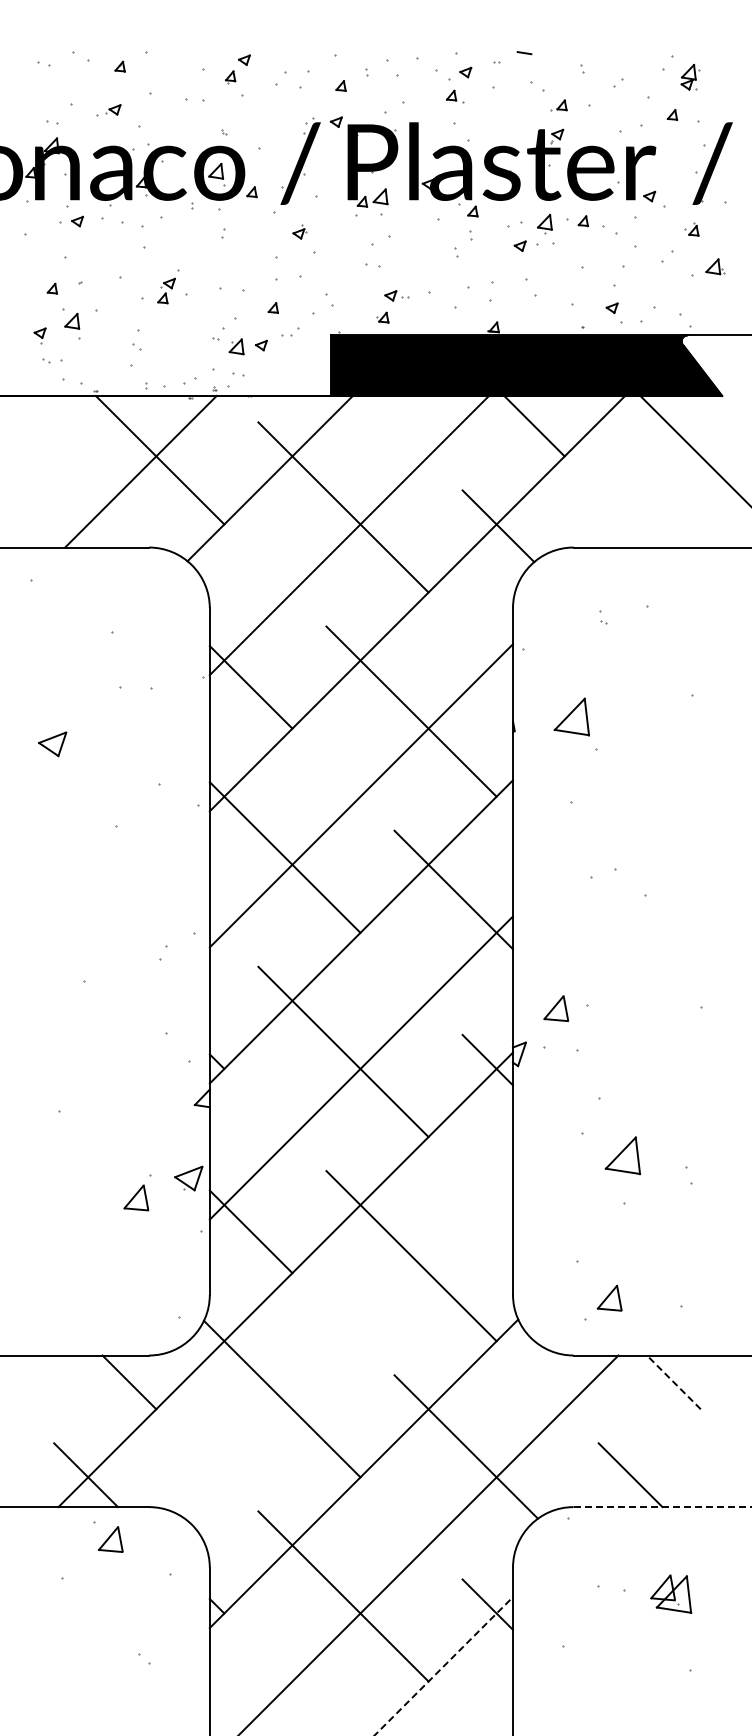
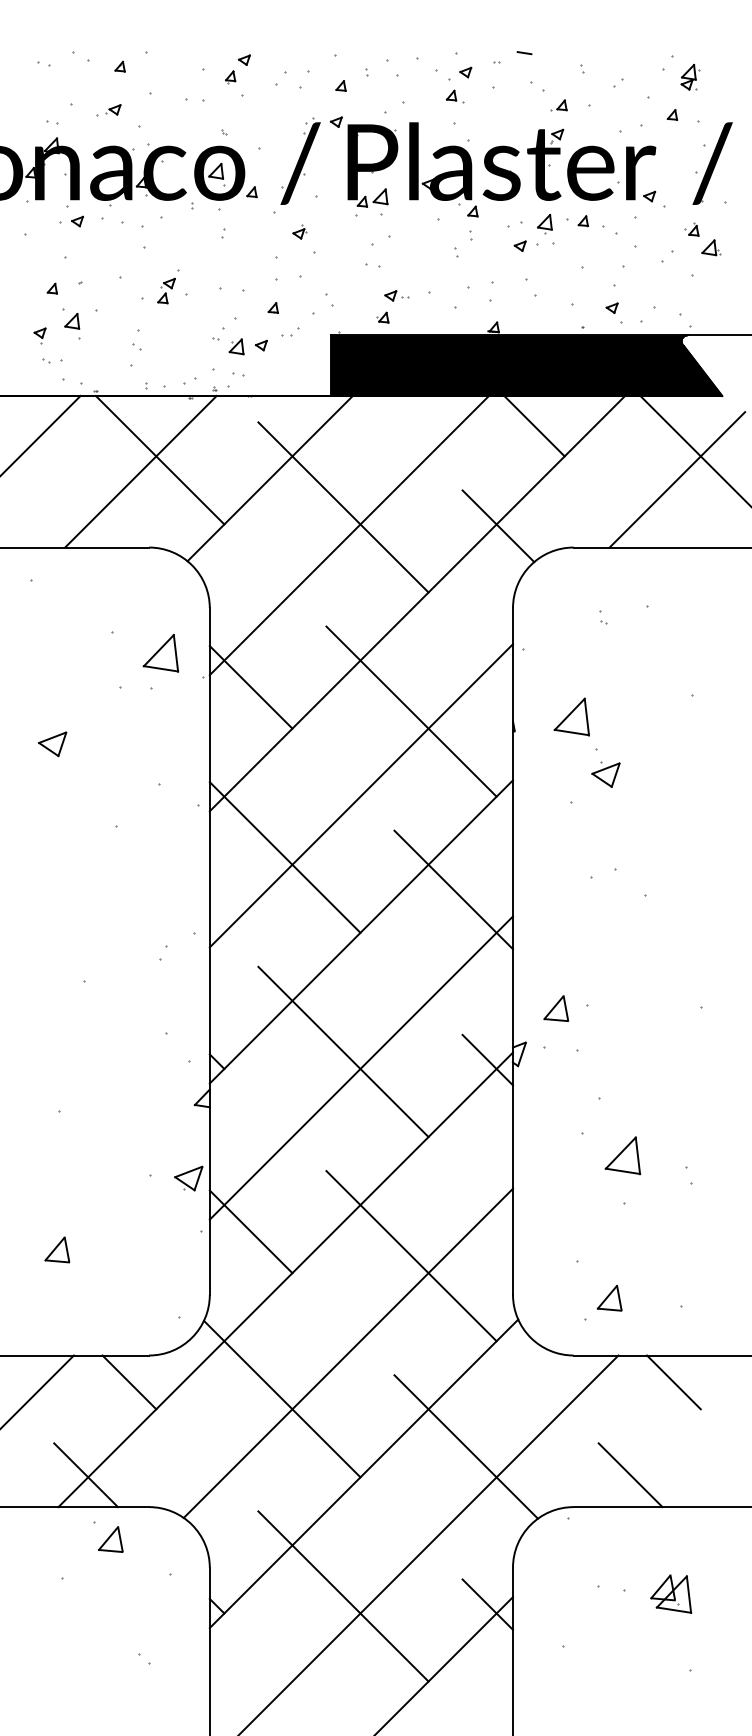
part position: (715, 266) -> (711, 247) (711, 247)
line: none -> present (41, 434)
line: none -> present (677, 479)
part: none -> present (160, 653)
part: none -> present (605, 774)
part position: (136, 1197) -> (57, 1249) (57, 1249)
line: none -> present (348, 1352)
line: dashed -> solid (673, 1382)
line: none -> present (37, 1391)
line: dashed -> solid (662, 1507)
line: dashed -> solid (443, 1666)
